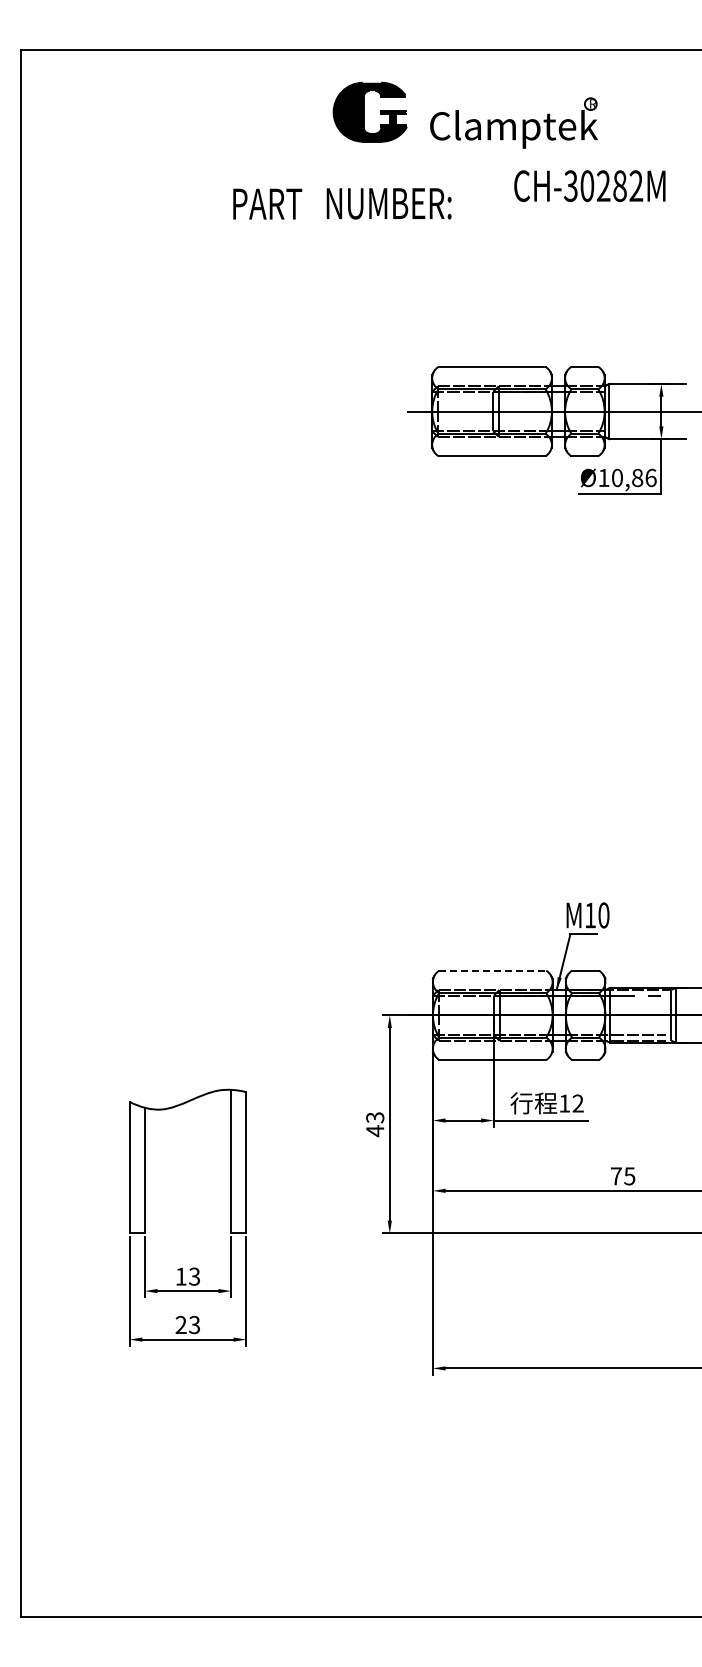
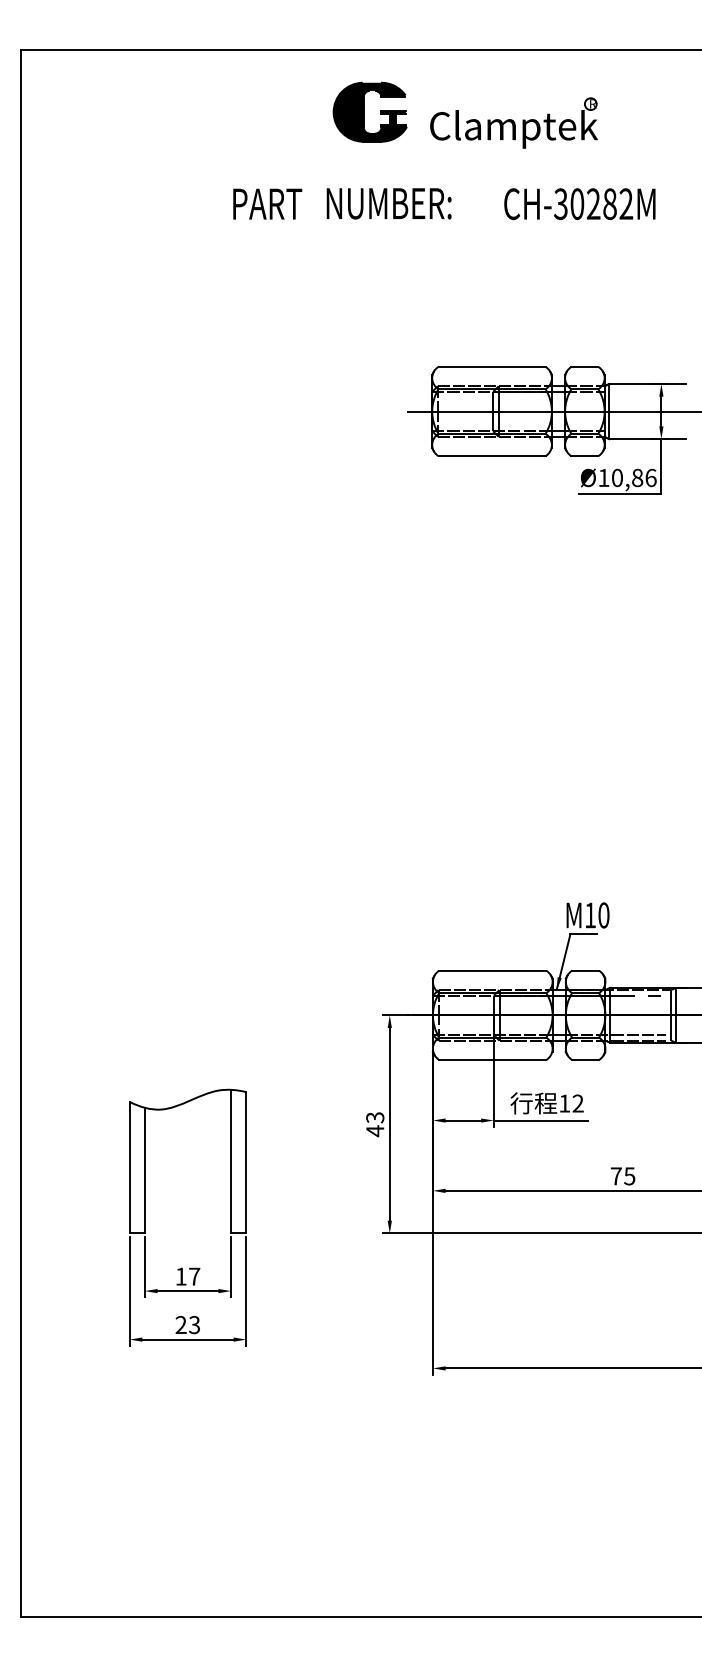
text position: (589, 185) -> (579, 203) (579, 203)
line: dashed -> solid (492, 970)
text: 13 -> 17 (194, 1276)
